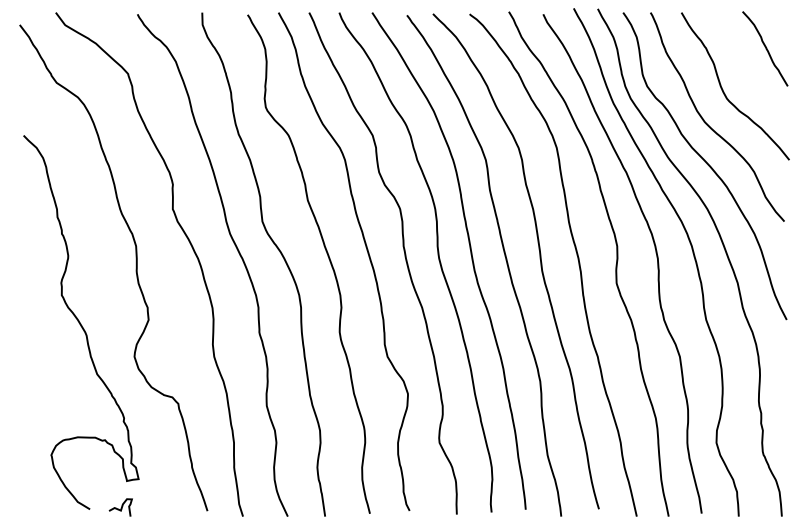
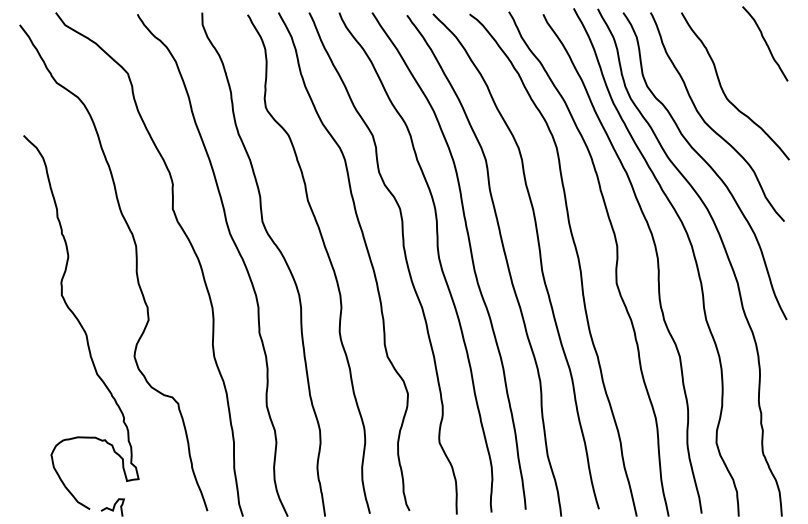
curve position: (765, 48) -> (765, 43) (765, 43)
curve position: (121, 507) -> (113, 507) (113, 507)
